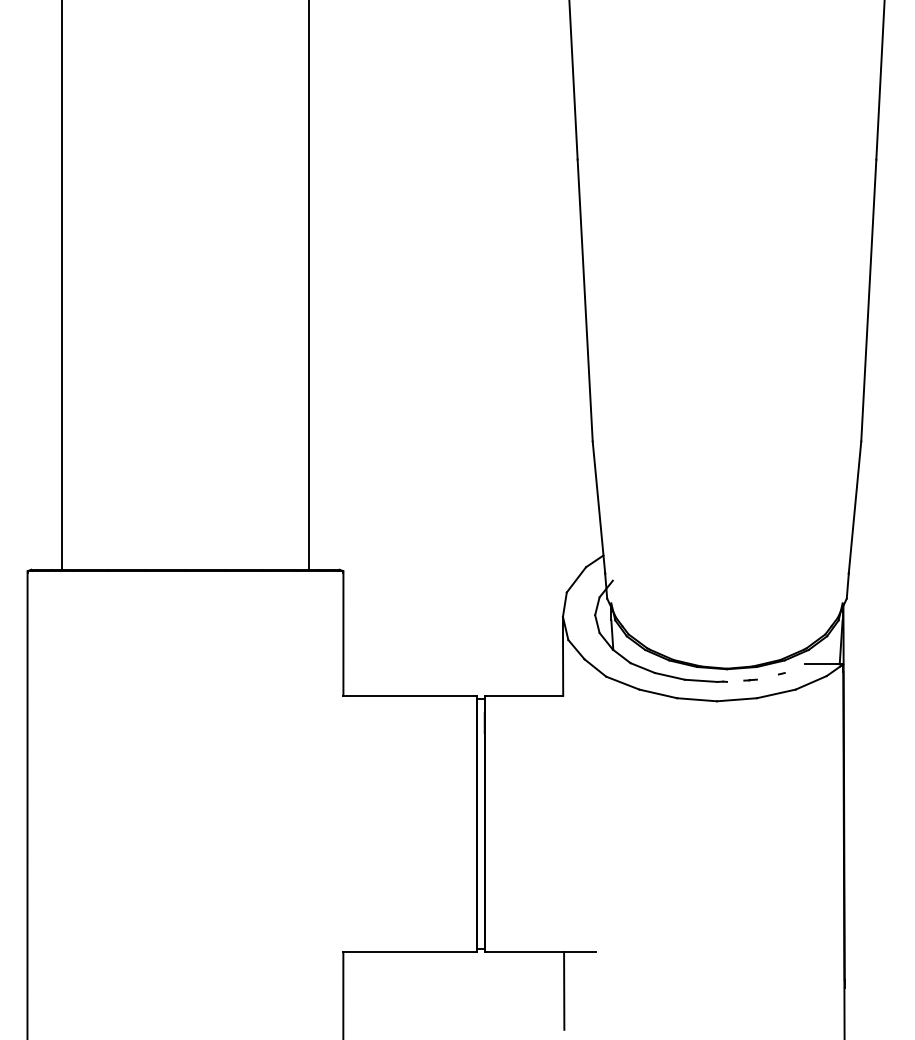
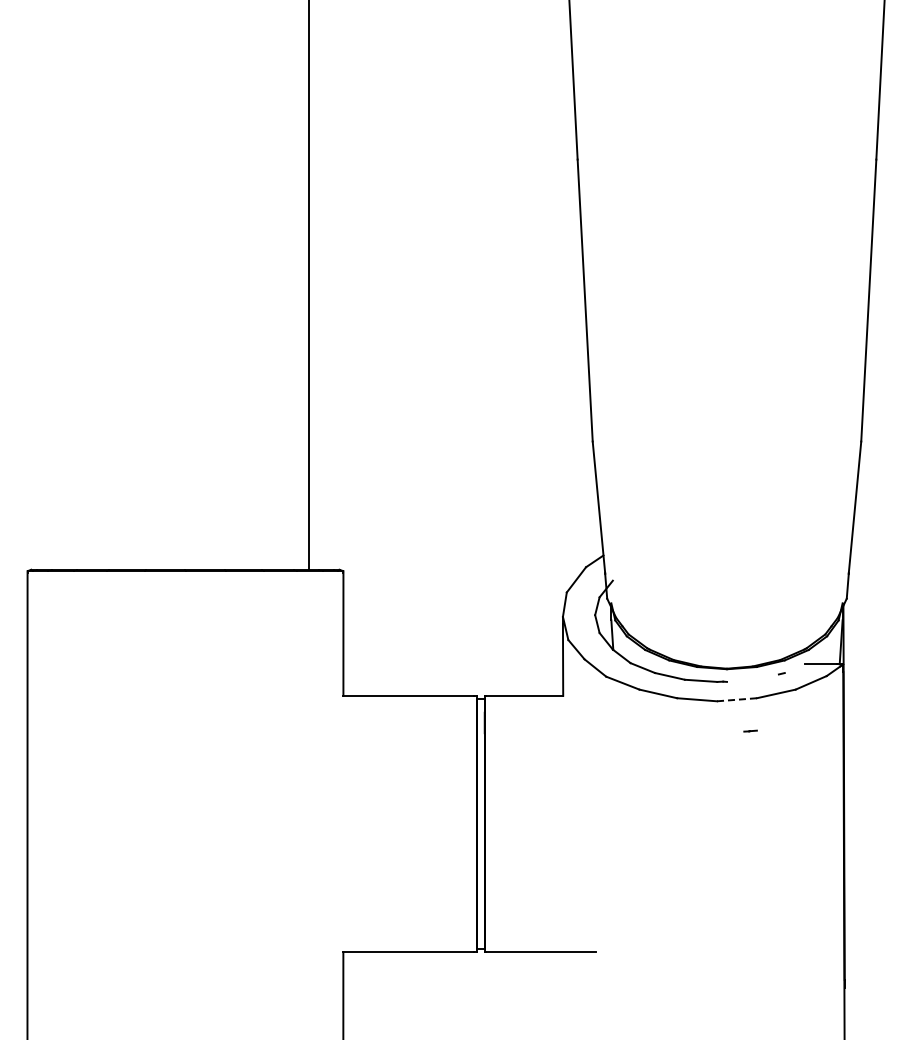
line: present -> none (62, 285)
line position: (750, 679) -> (750, 730) (750, 730)
line: solid -> dashed (736, 699)
line: present -> none (564, 990)
